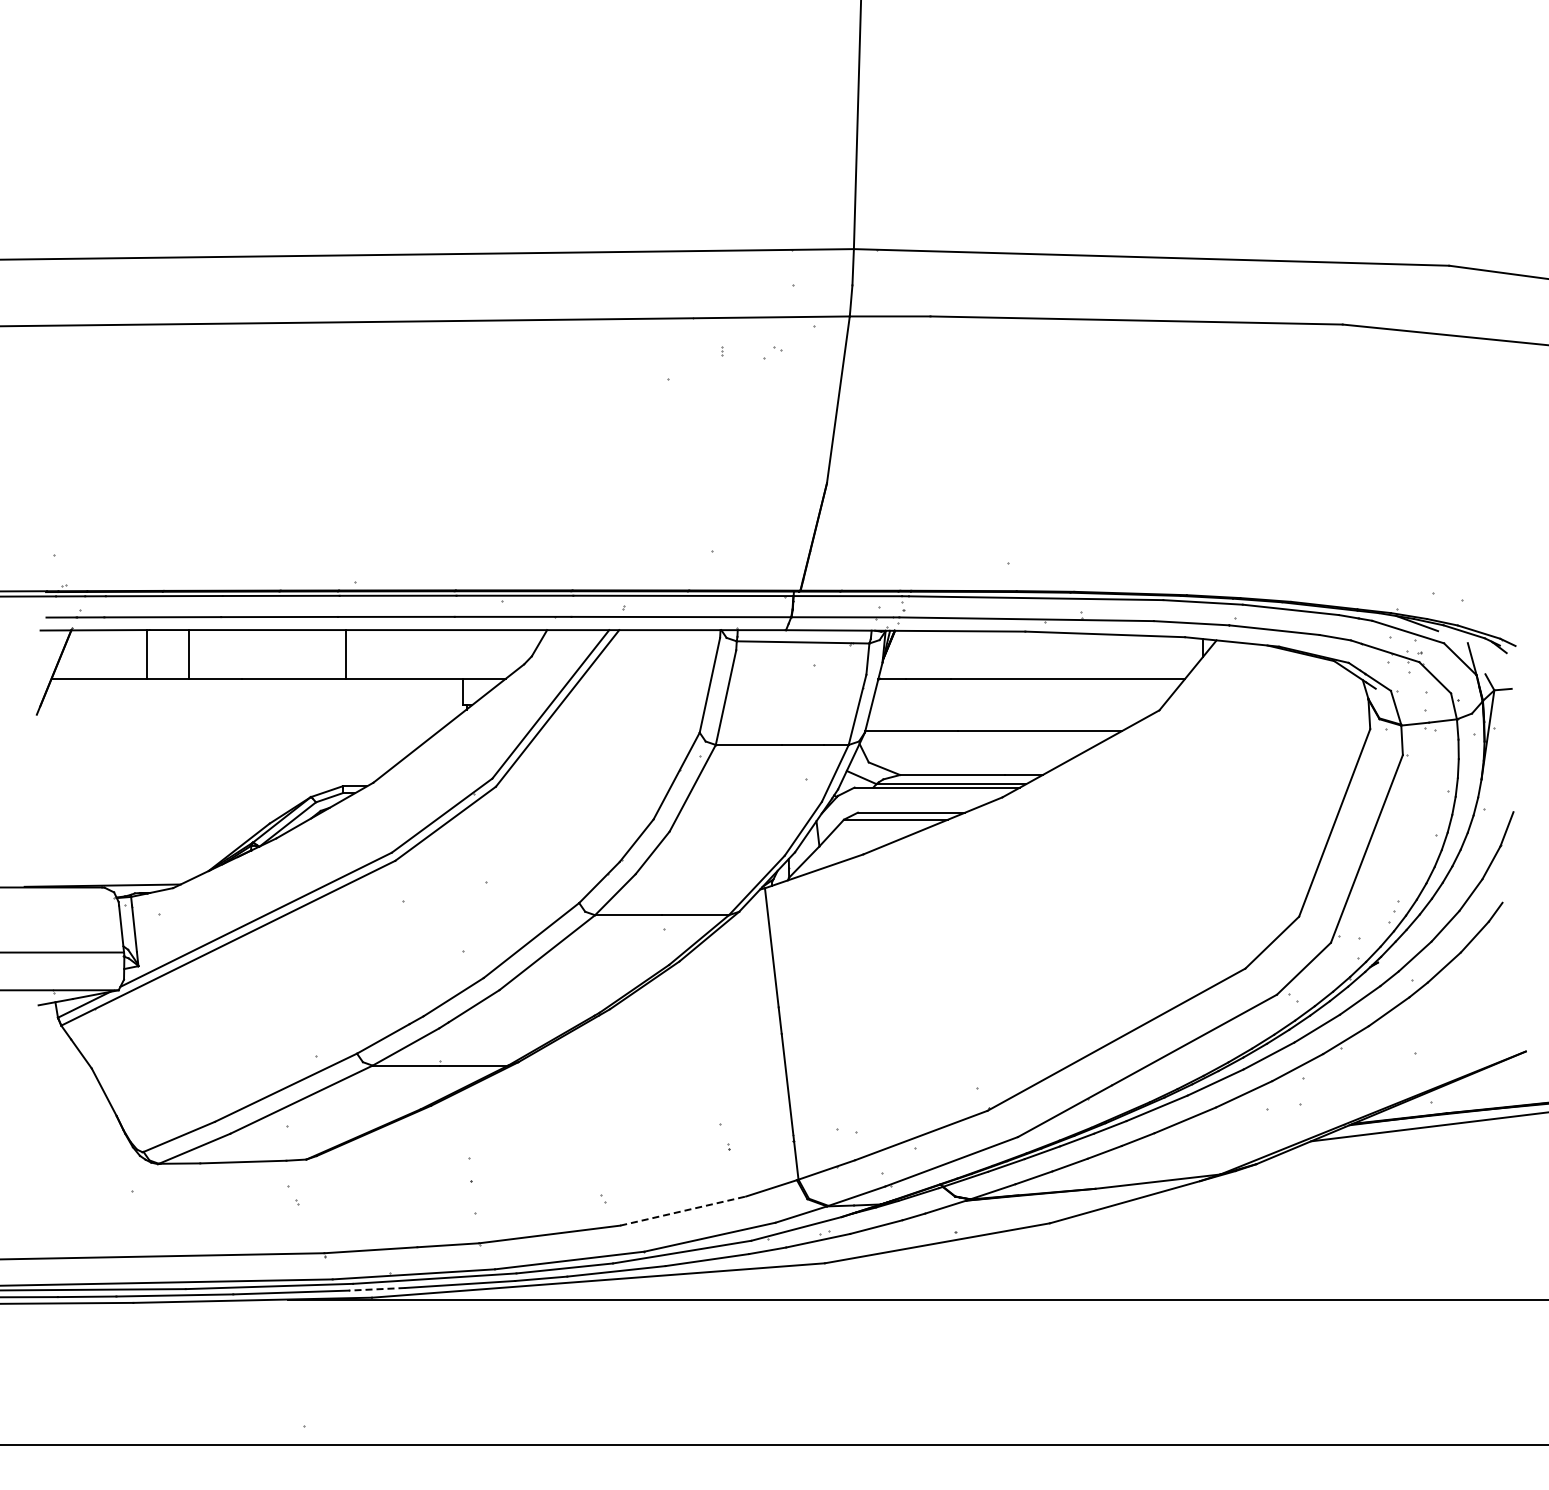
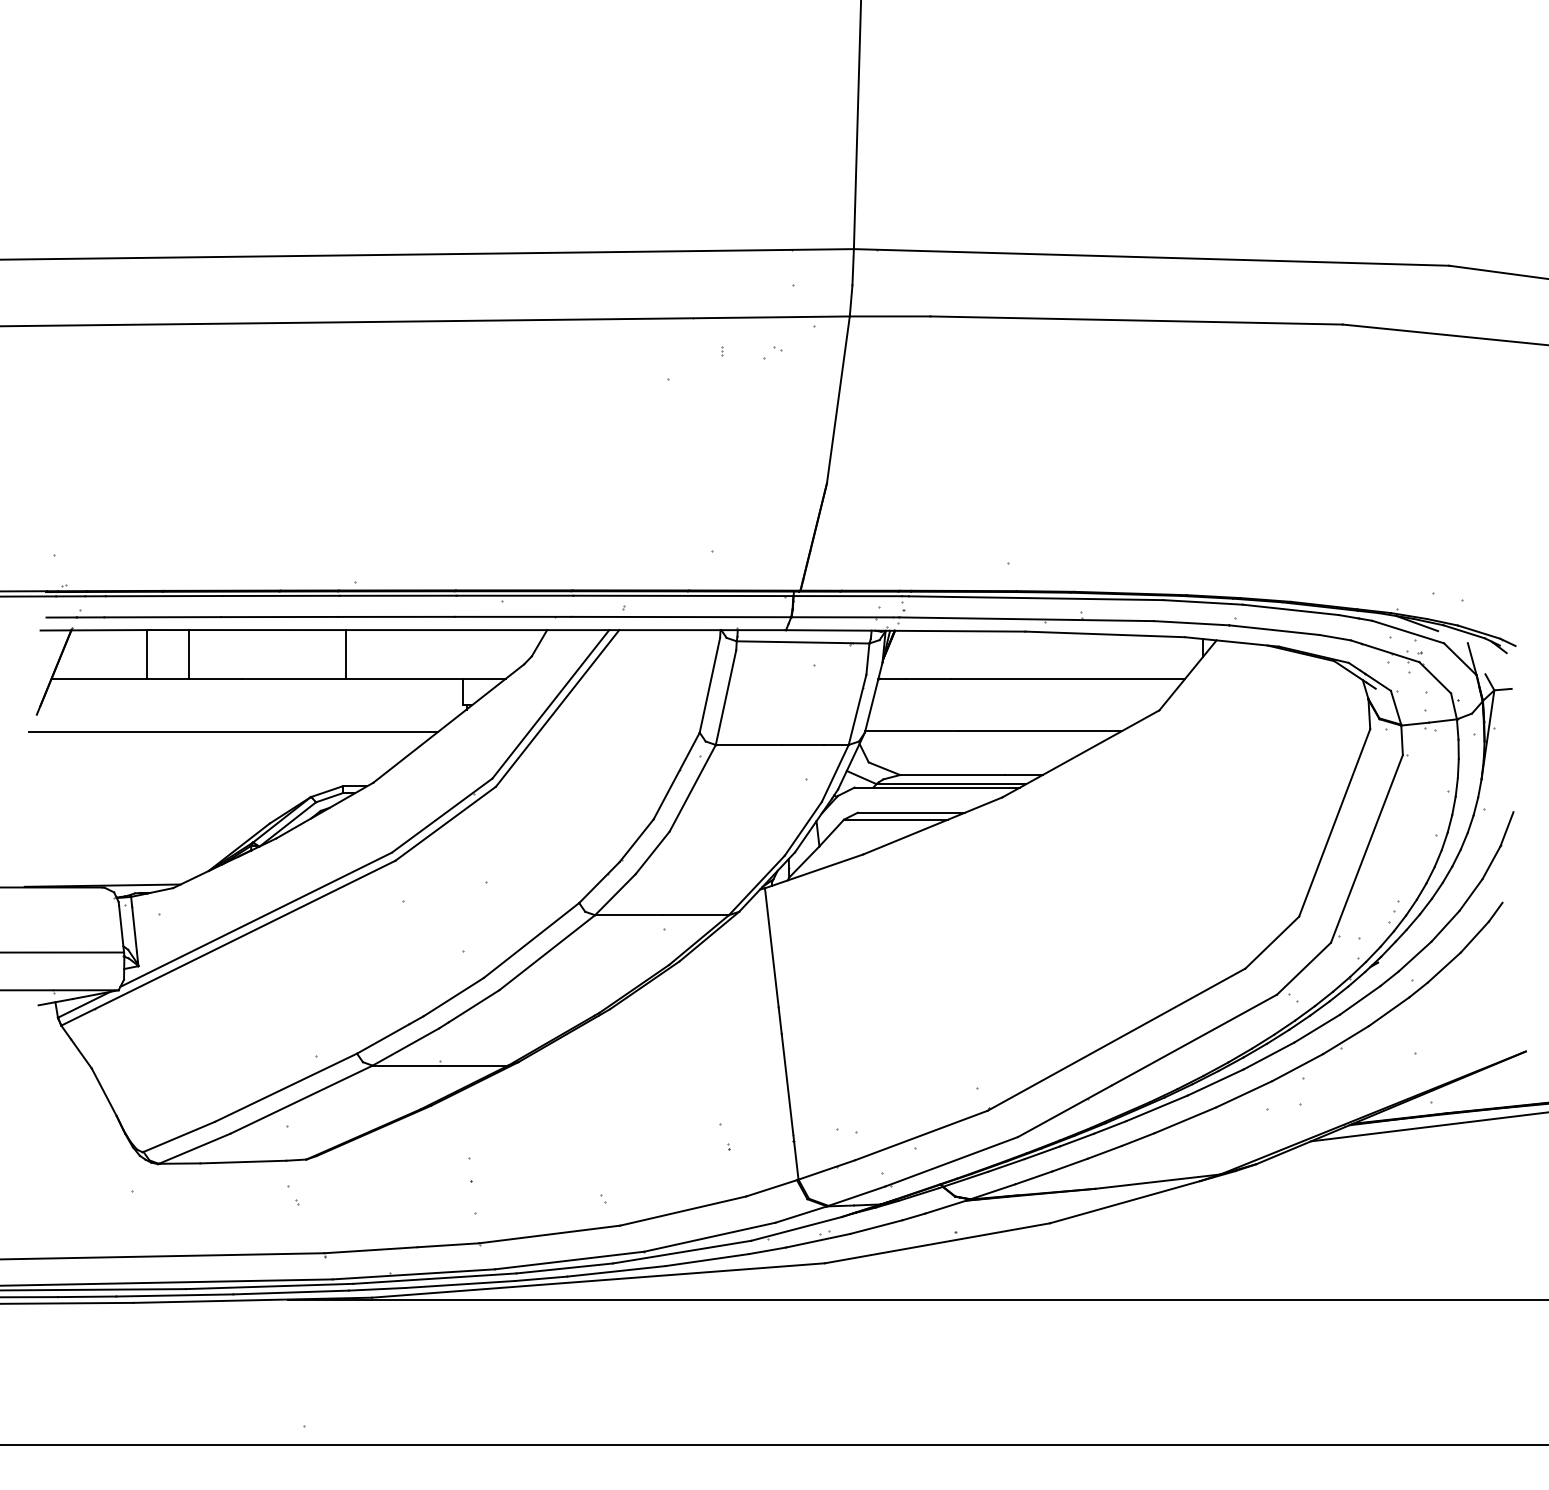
line: none -> present (233, 731)
line: dashed -> solid (683, 1211)
line: dashed -> solid (376, 1289)
